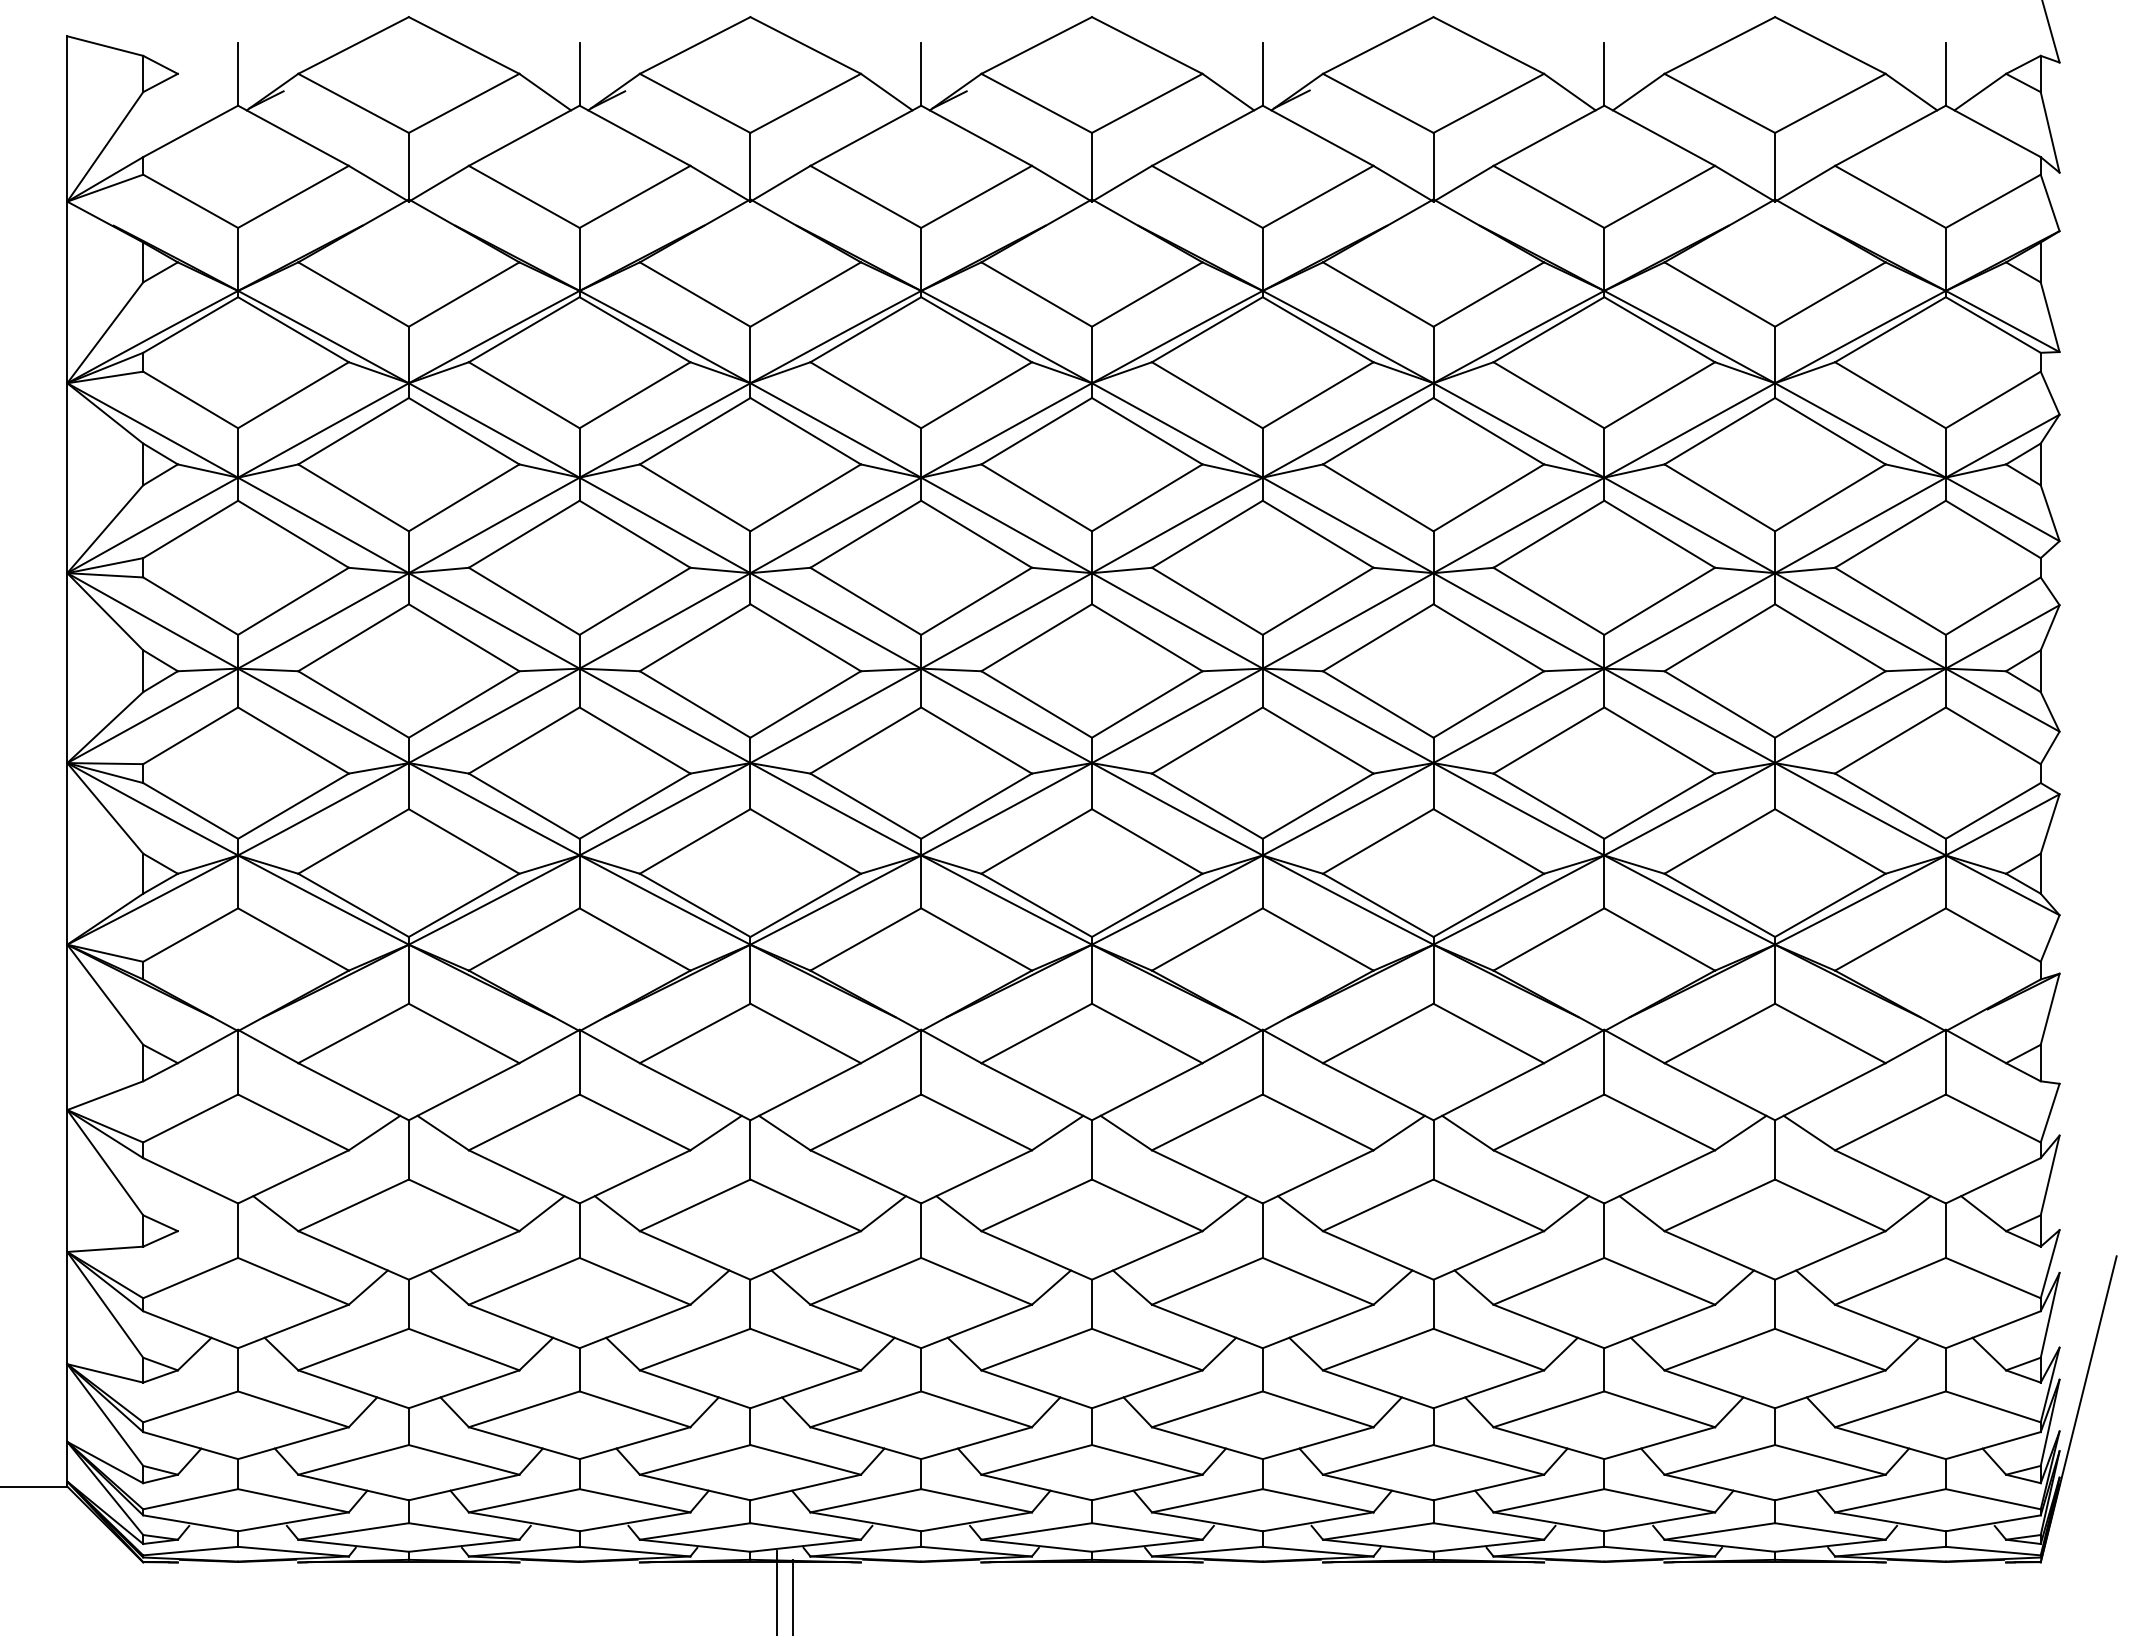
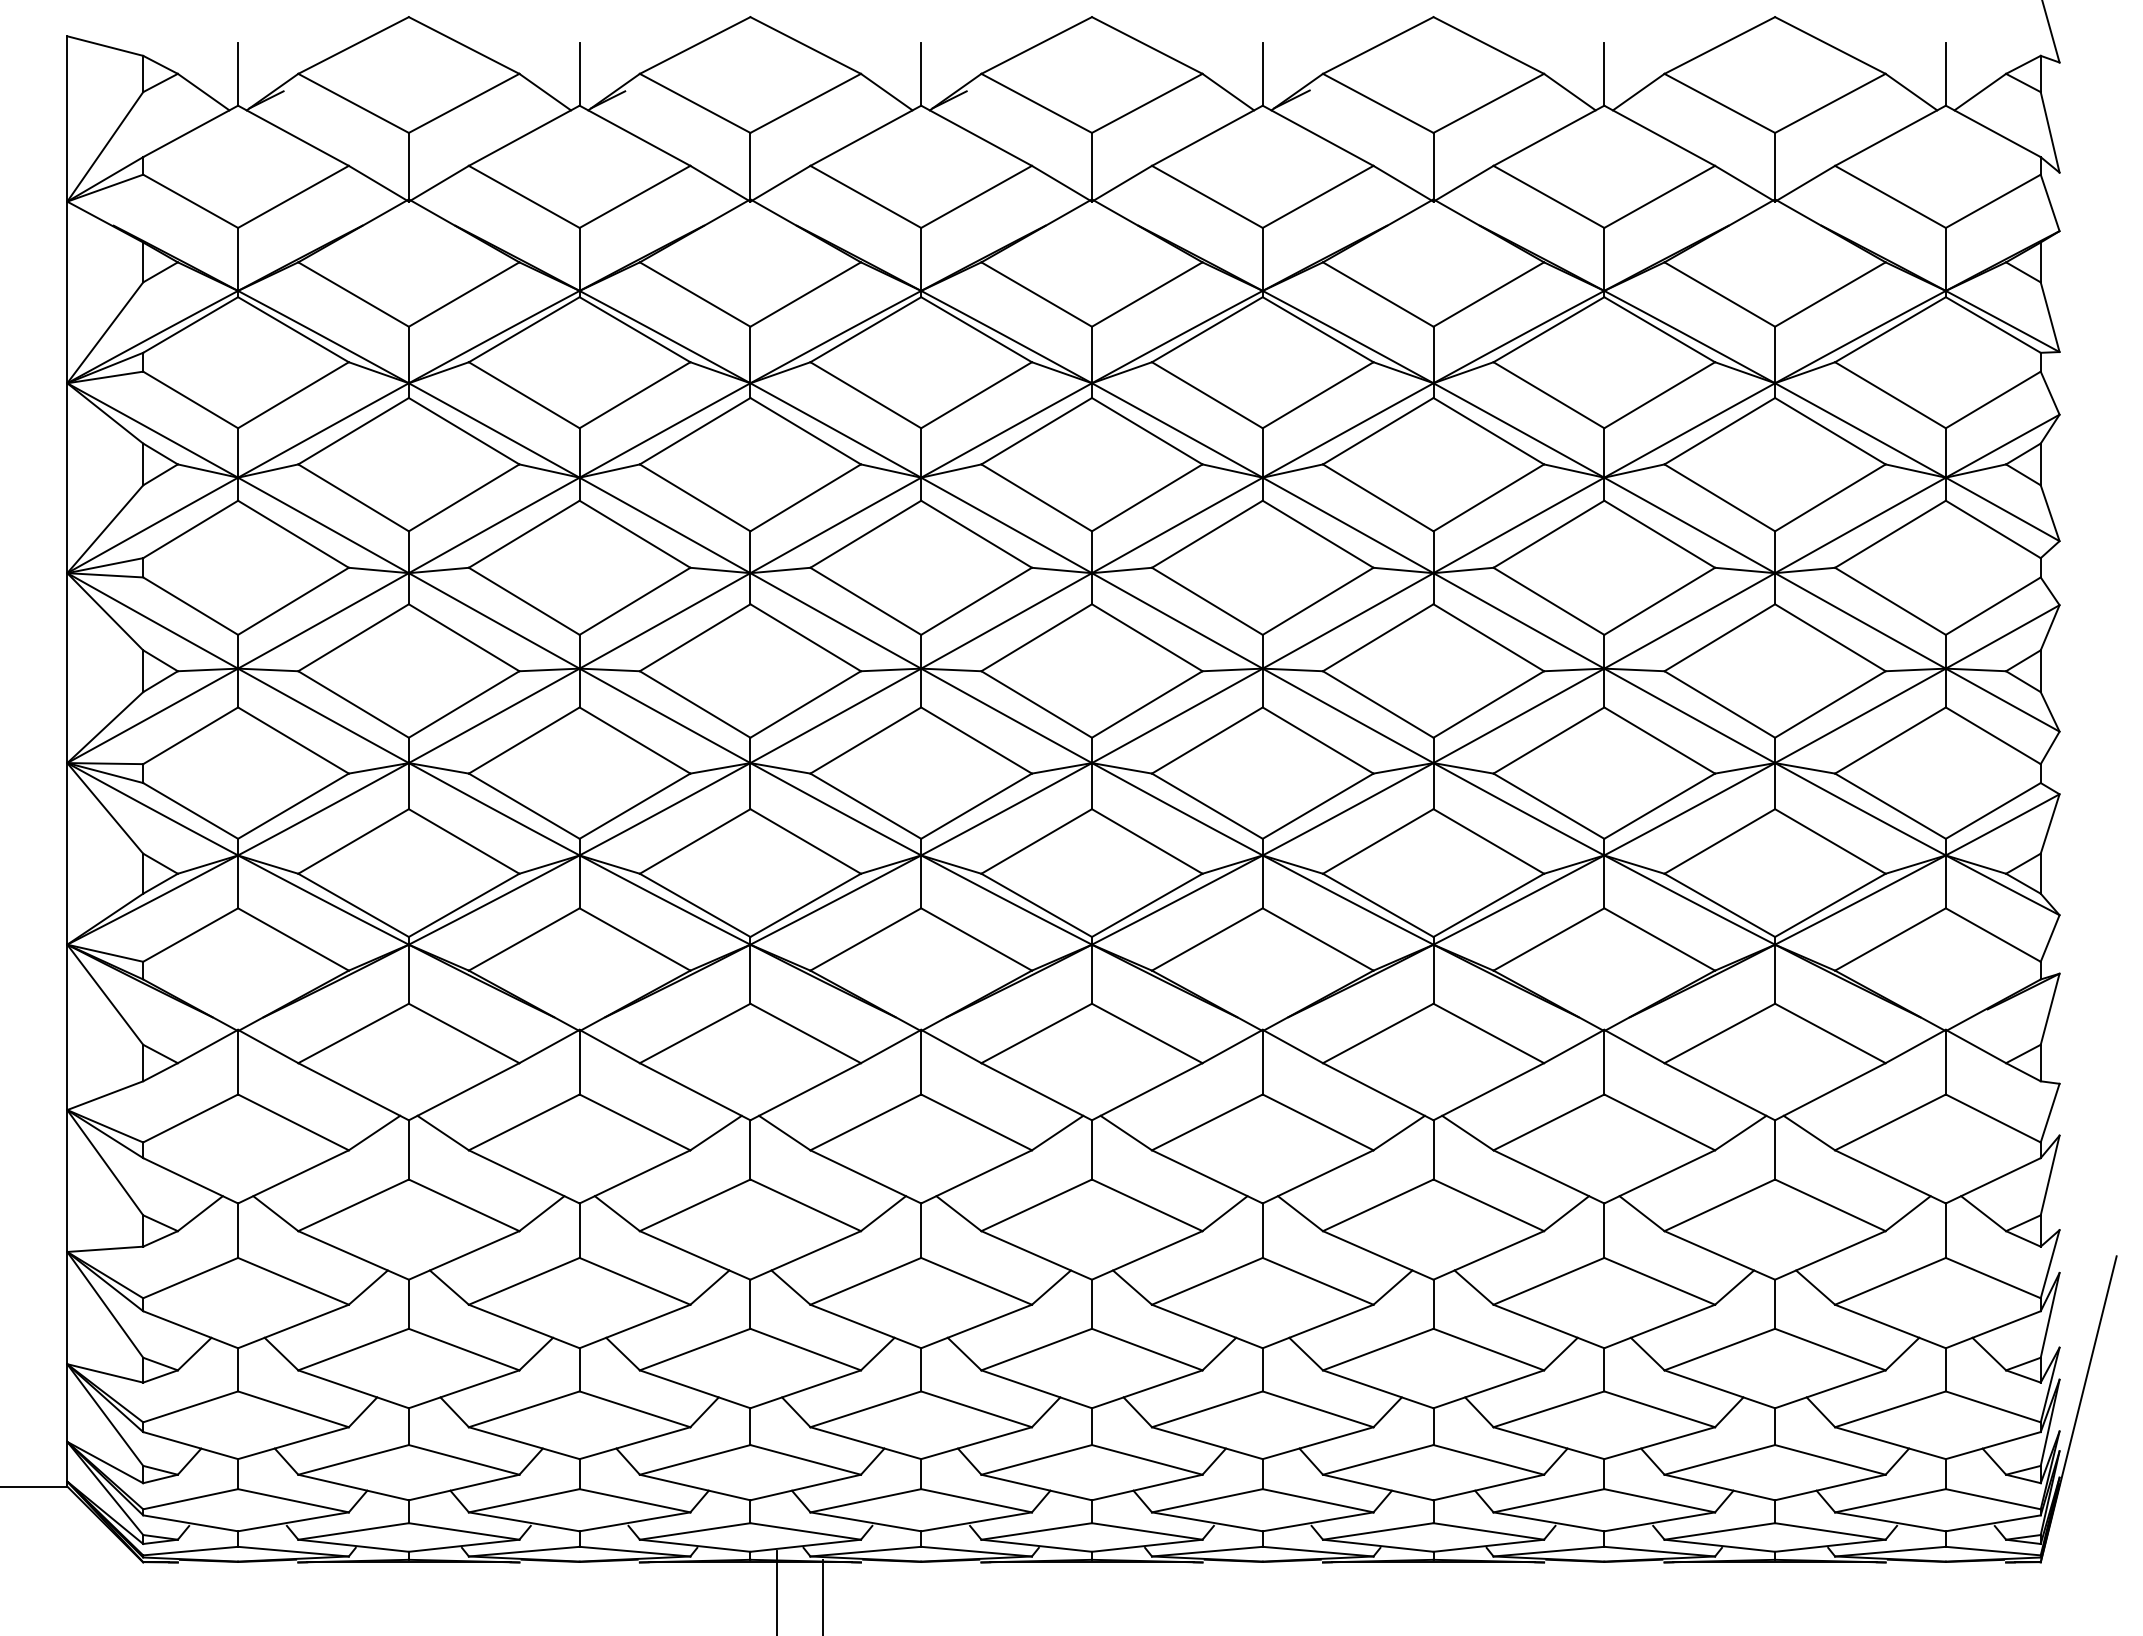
line: none -> present (203, 91)
line: none -> present (199, 1213)
line position: (792, 1595) -> (822, 1595) (822, 1595)
